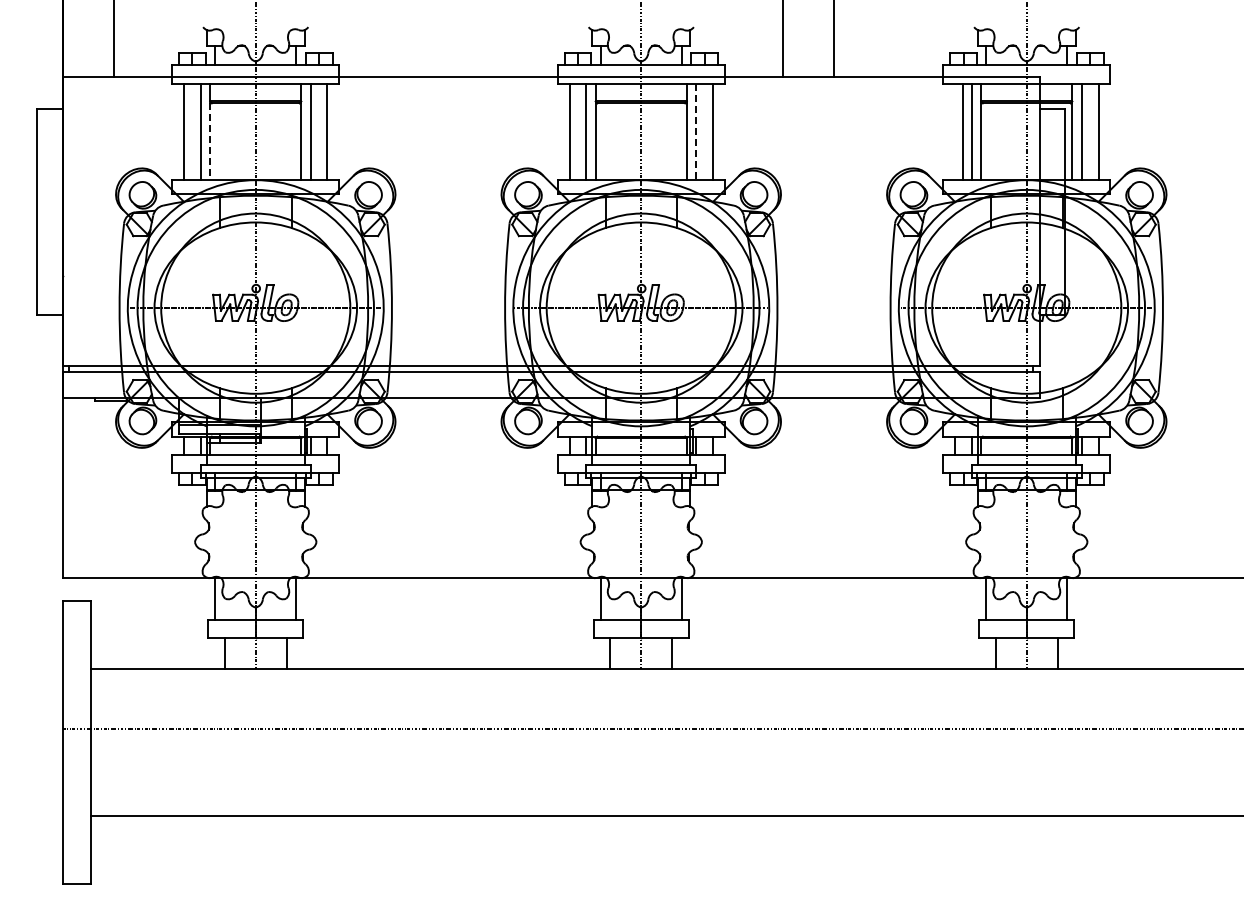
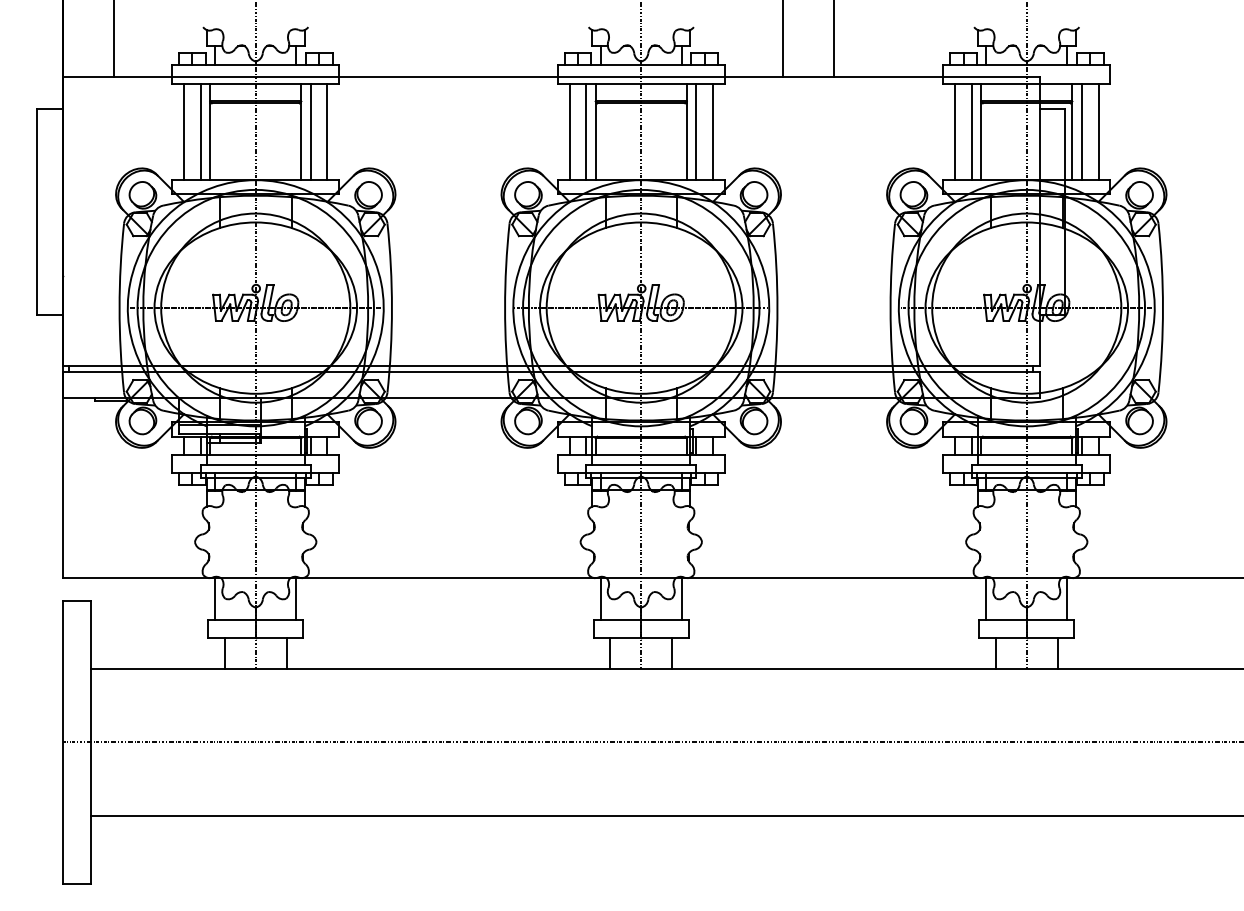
line position: (963, 131) -> (955, 131) (955, 131)
line: dashed -> solid (696, 132)
line: dashed -> solid (210, 142)
line position: (651, 729) -> (651, 742) (651, 742)
